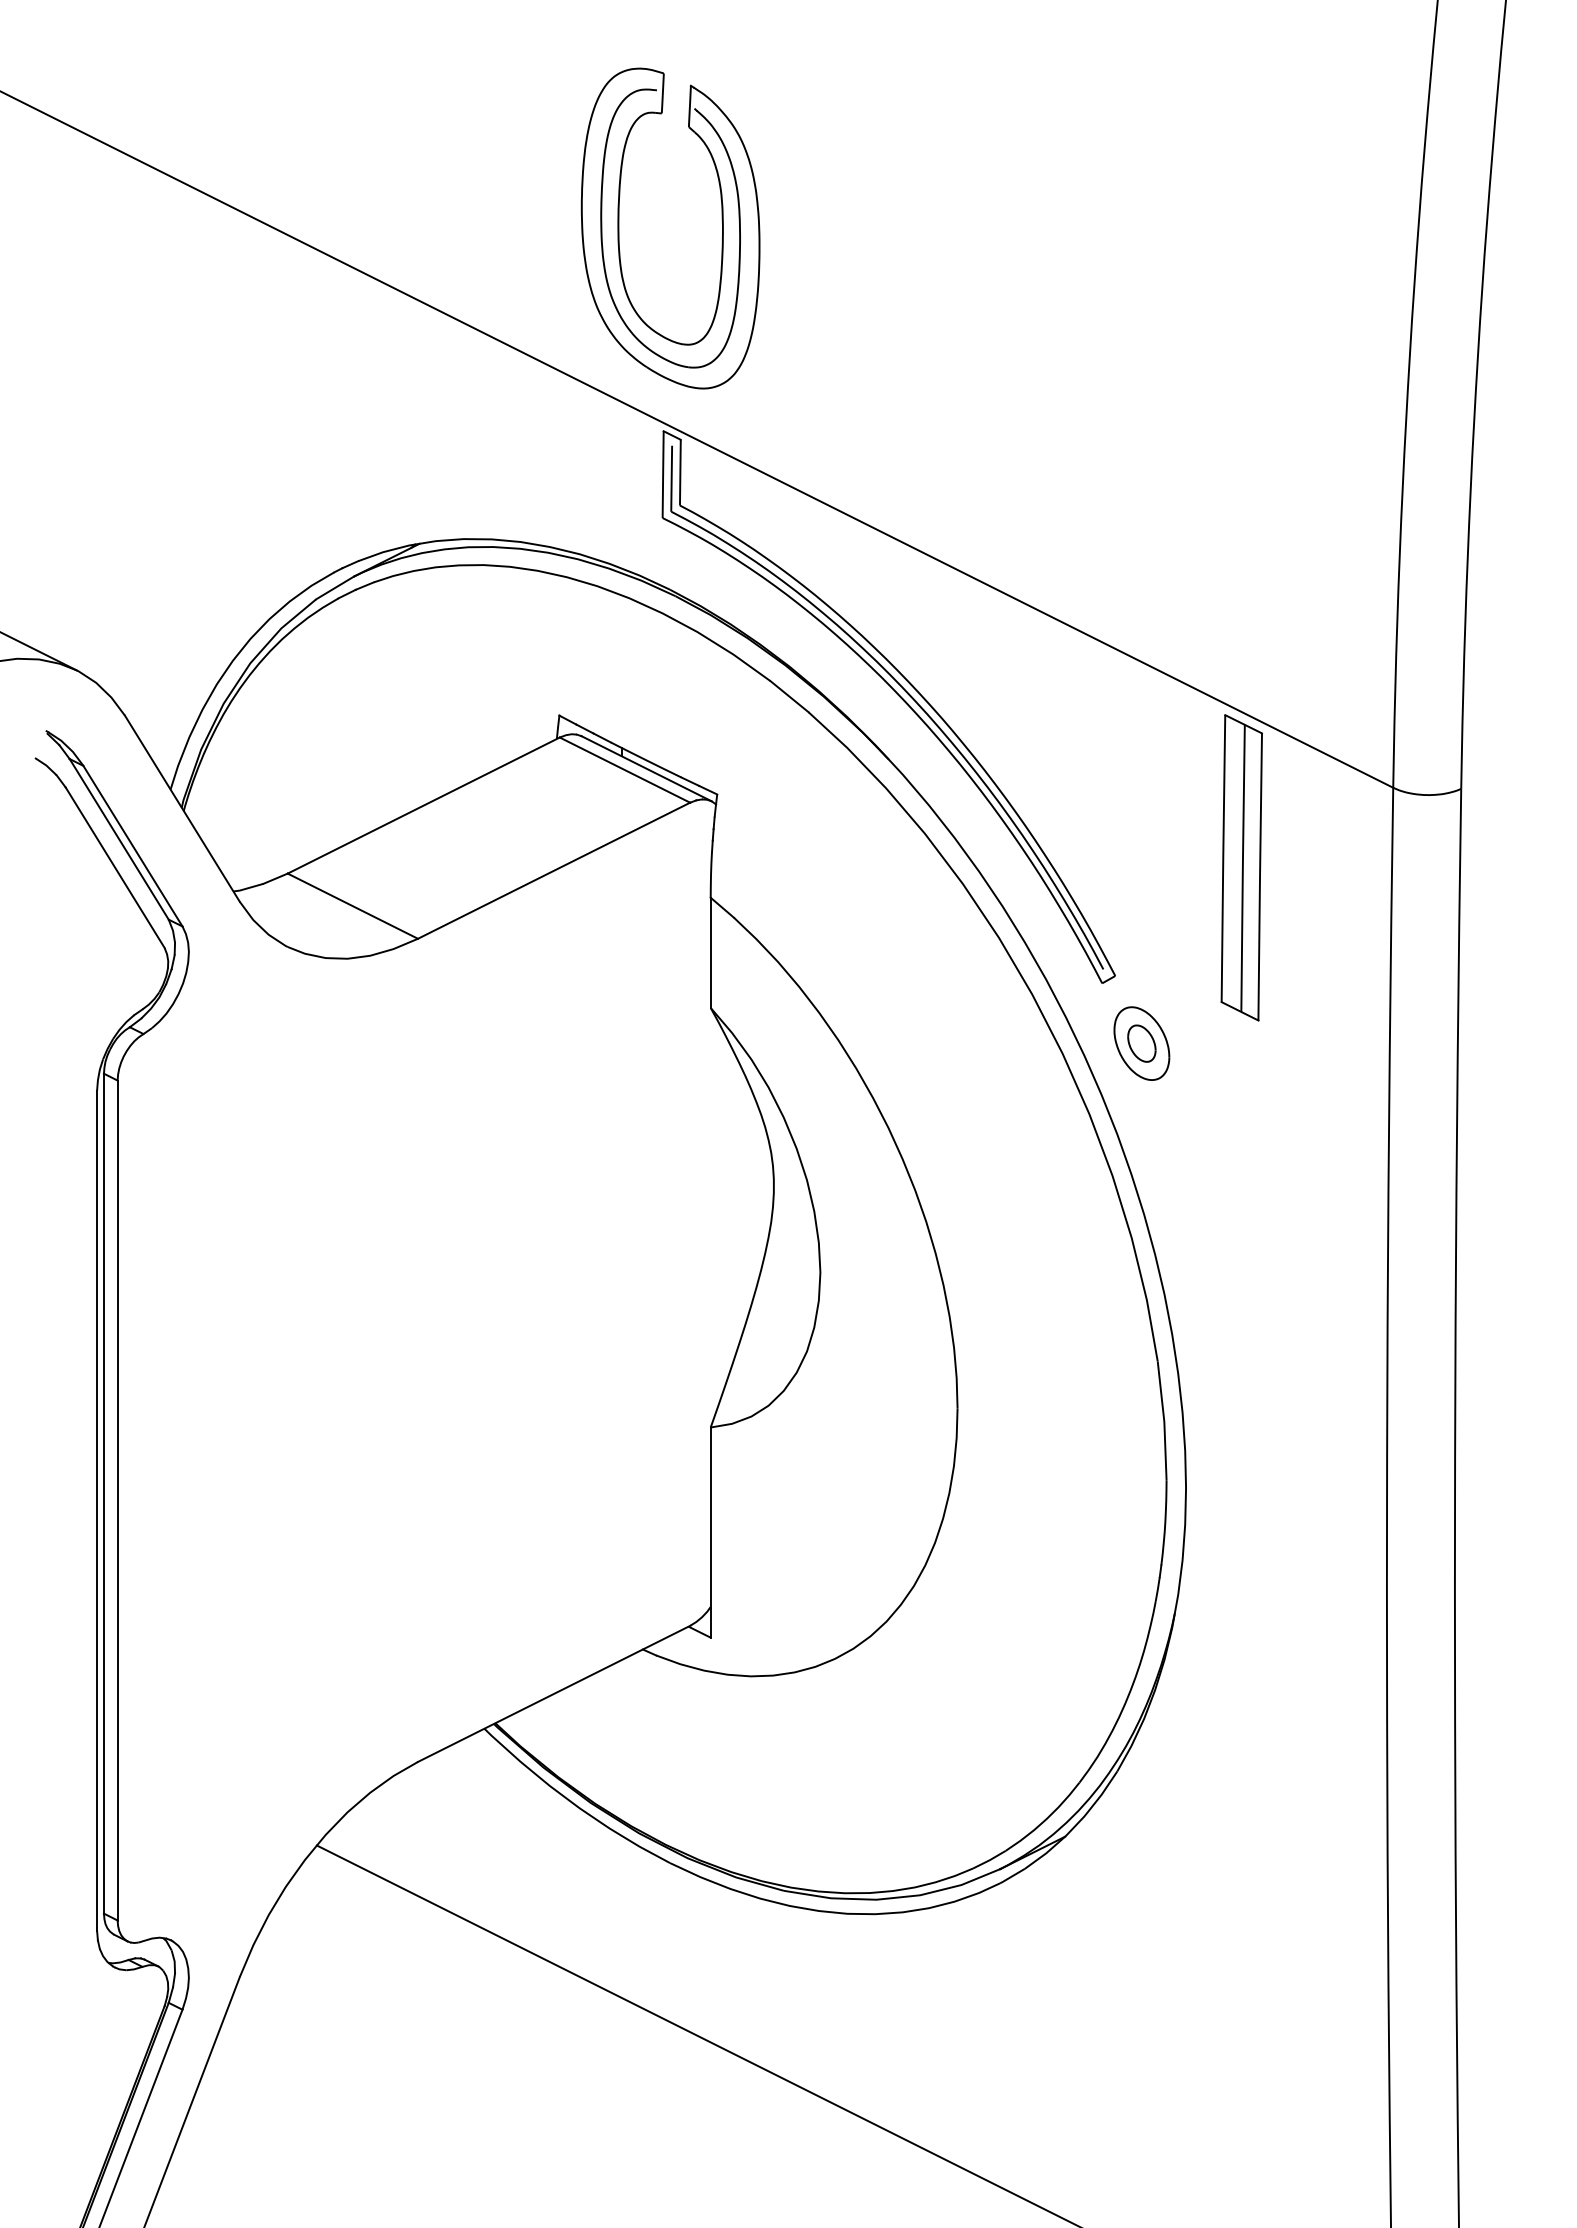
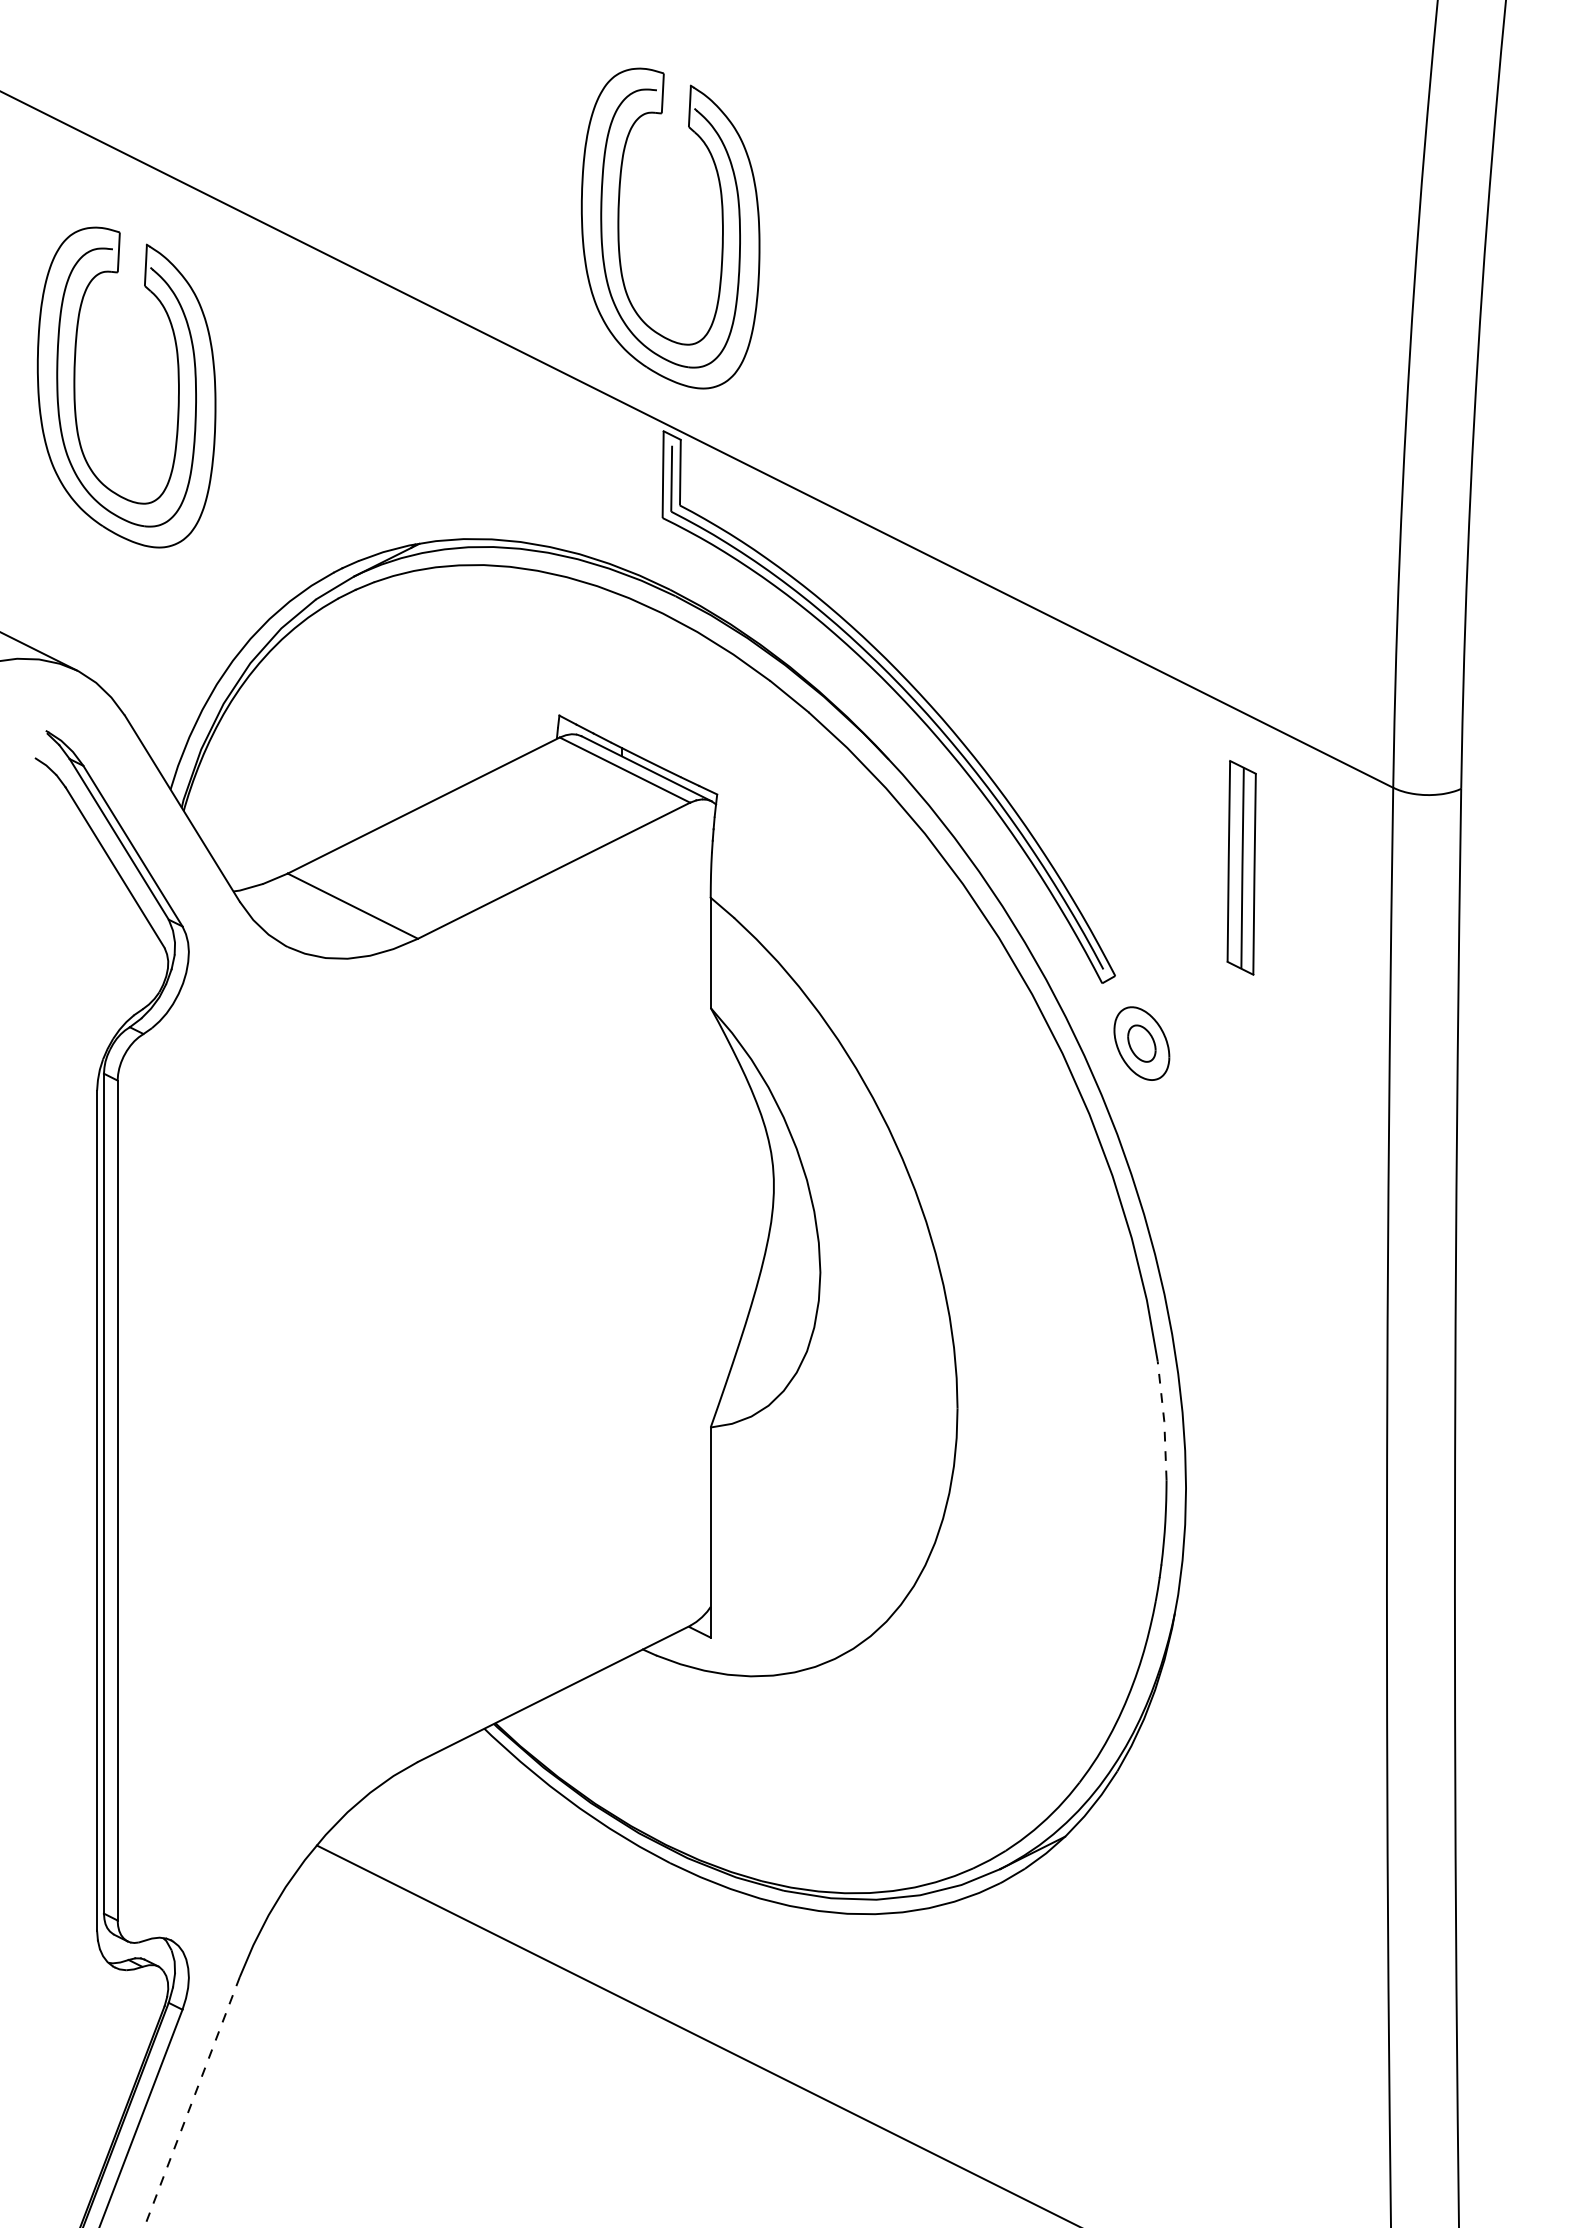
part: none -> present (75, 387)
part size: 43x308 px -> 31x216 px (1241, 867)
line: solid -> dashed (1164, 1420)
line: solid -> dashed (191, 2102)
